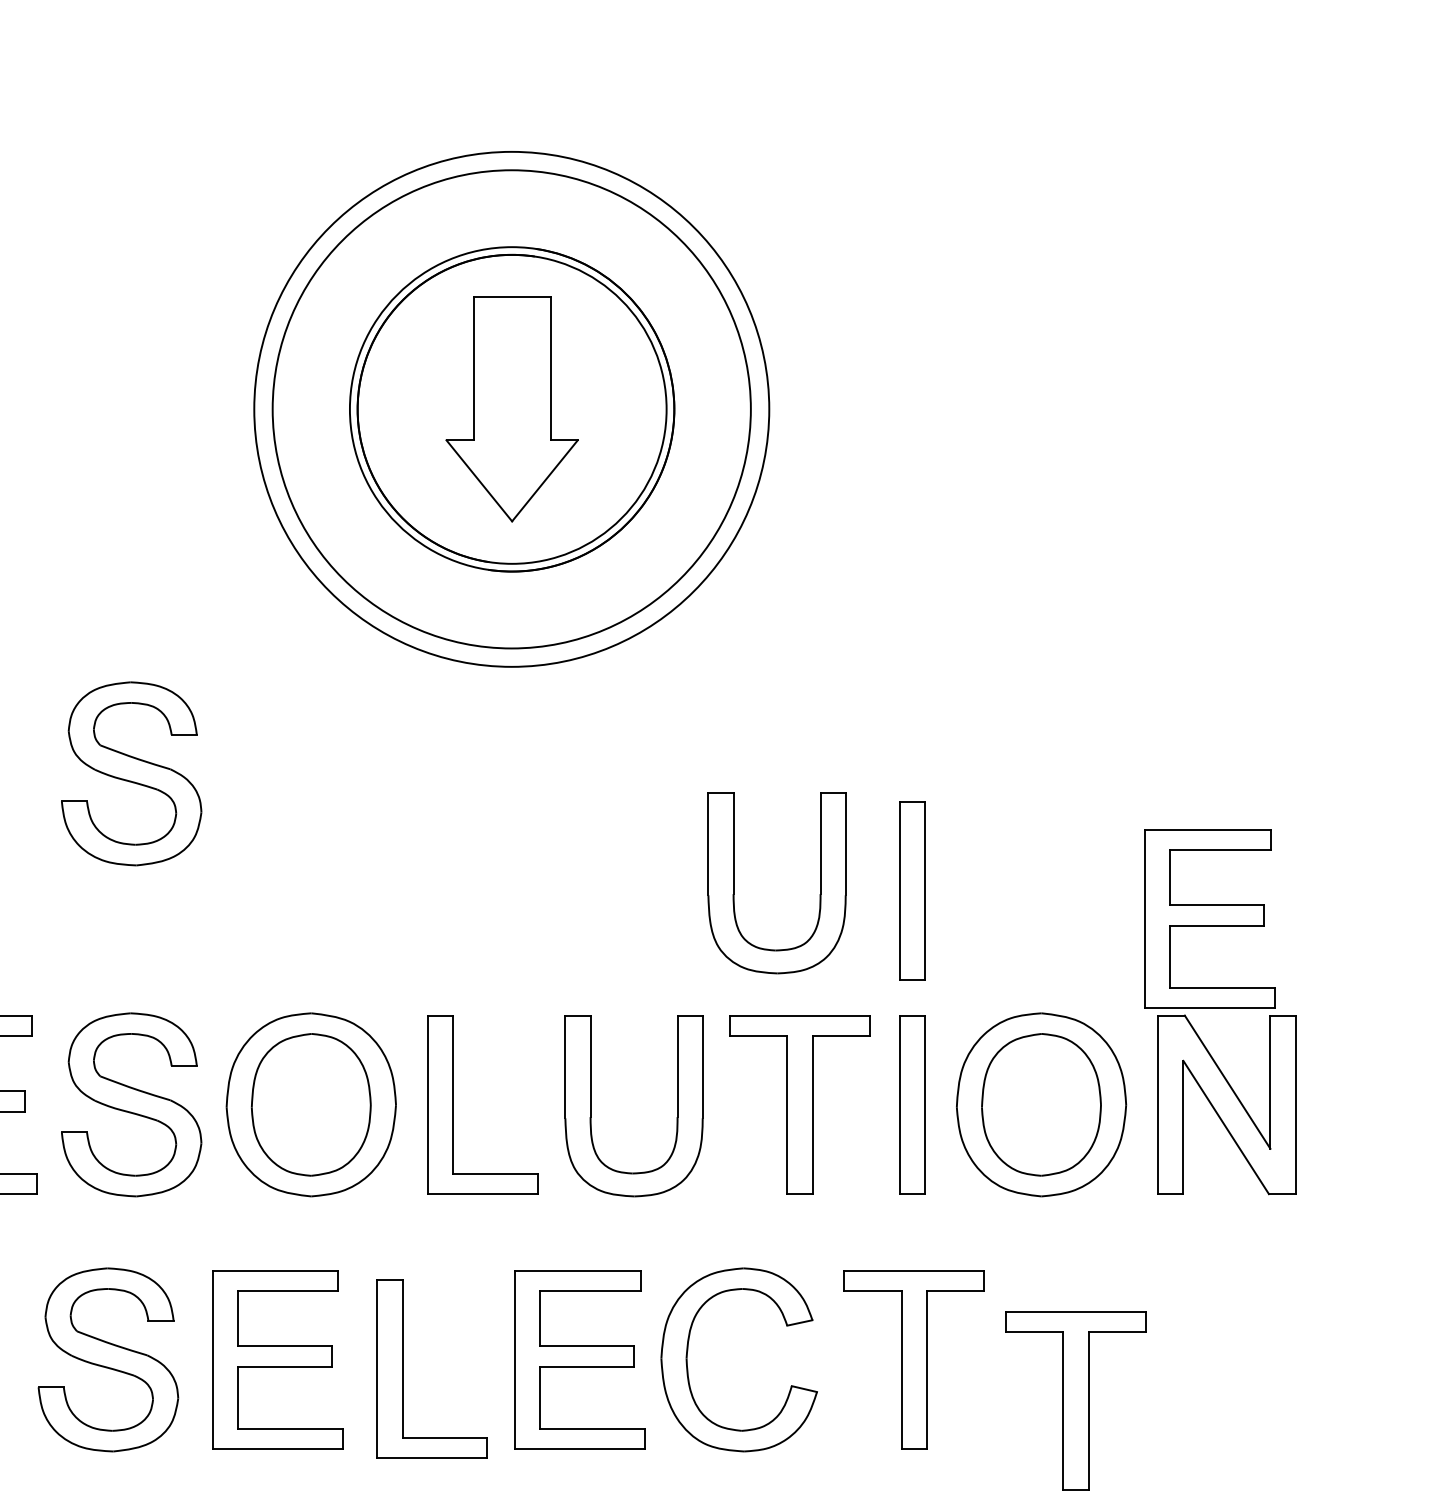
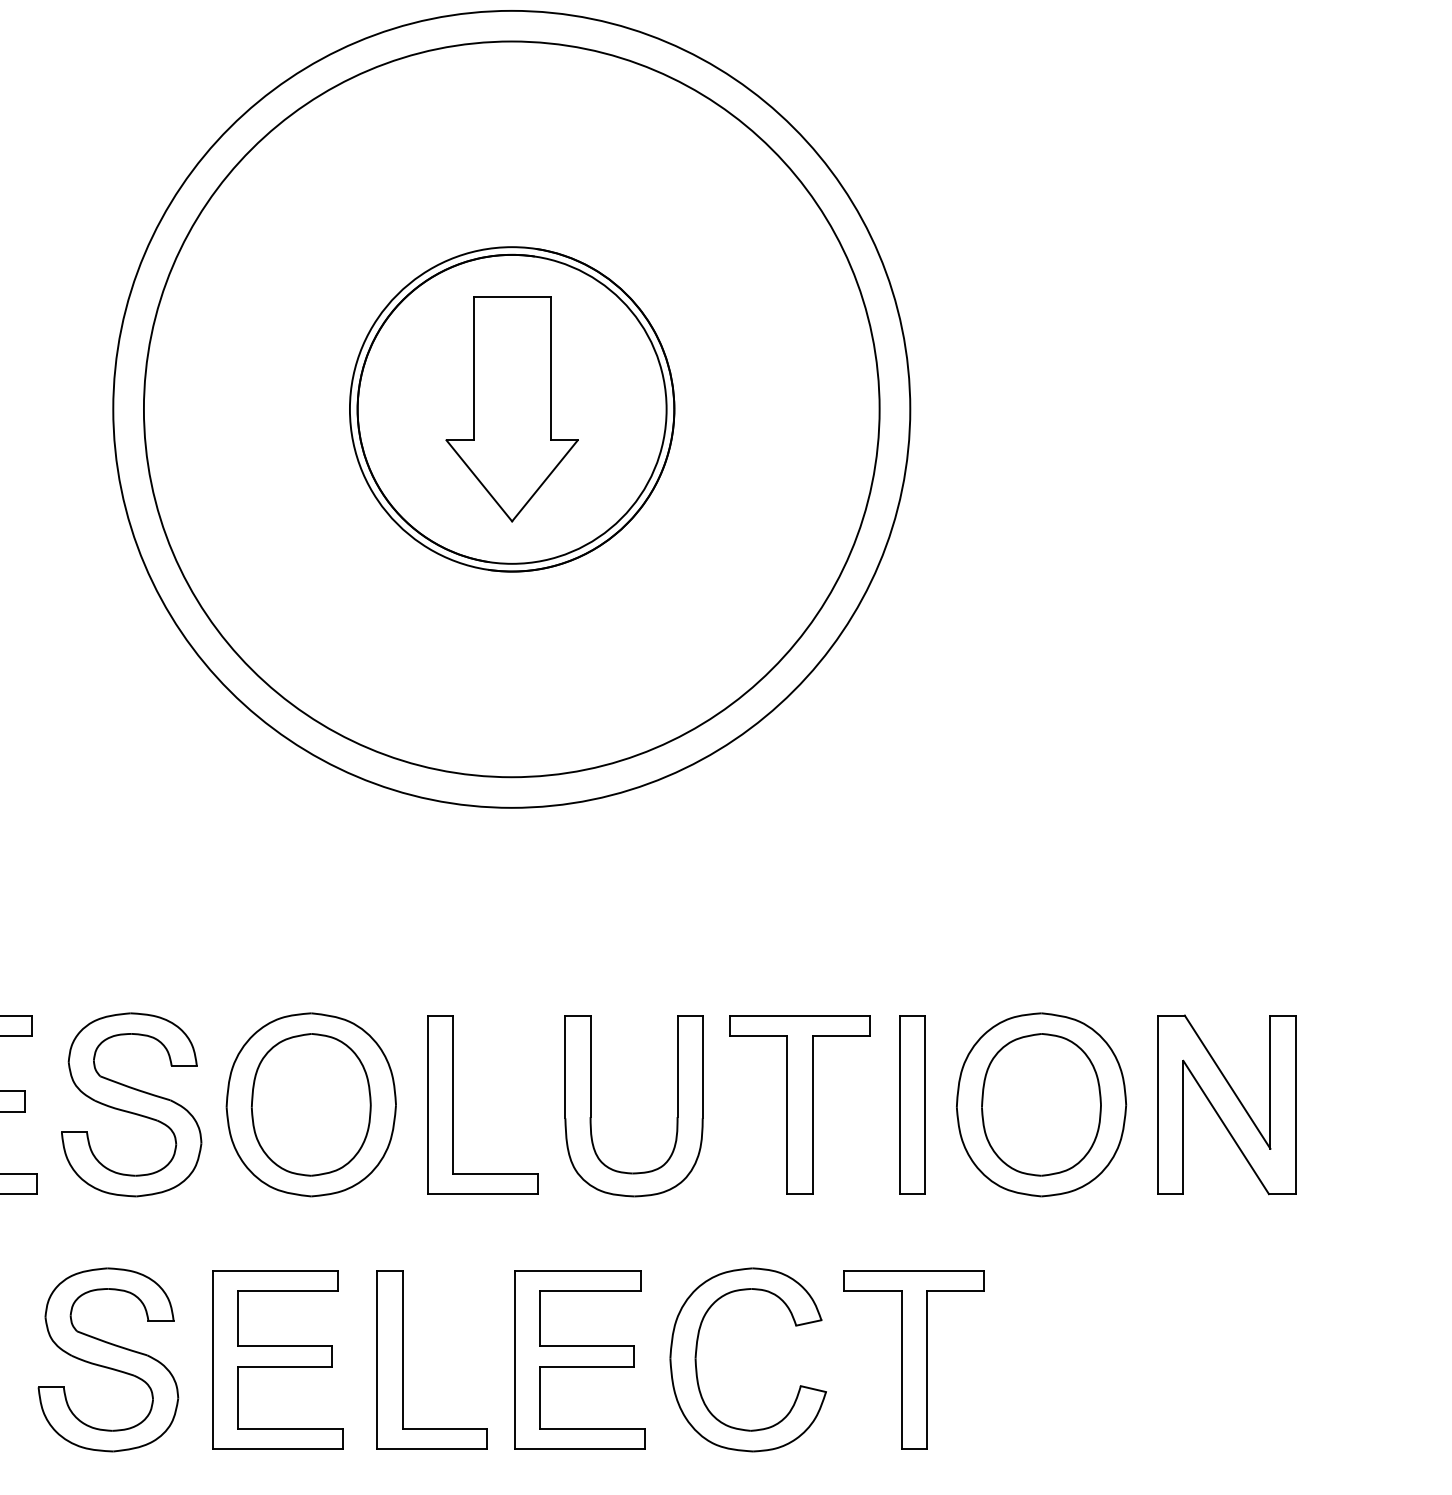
circle diameter: 515 px -> 736 px (511, 409)
circle diameter: 478 px -> 797 px (511, 408)
part: present -> none (131, 773)
part: present -> none (734, 883)
part: present -> none (912, 890)
part: present -> none (1209, 918)
part position: (688, 1350) -> (697, 1350) (697, 1350)
part position: (403, 1368) -> (403, 1359) (403, 1359)
part: present -> none (1075, 1400)
